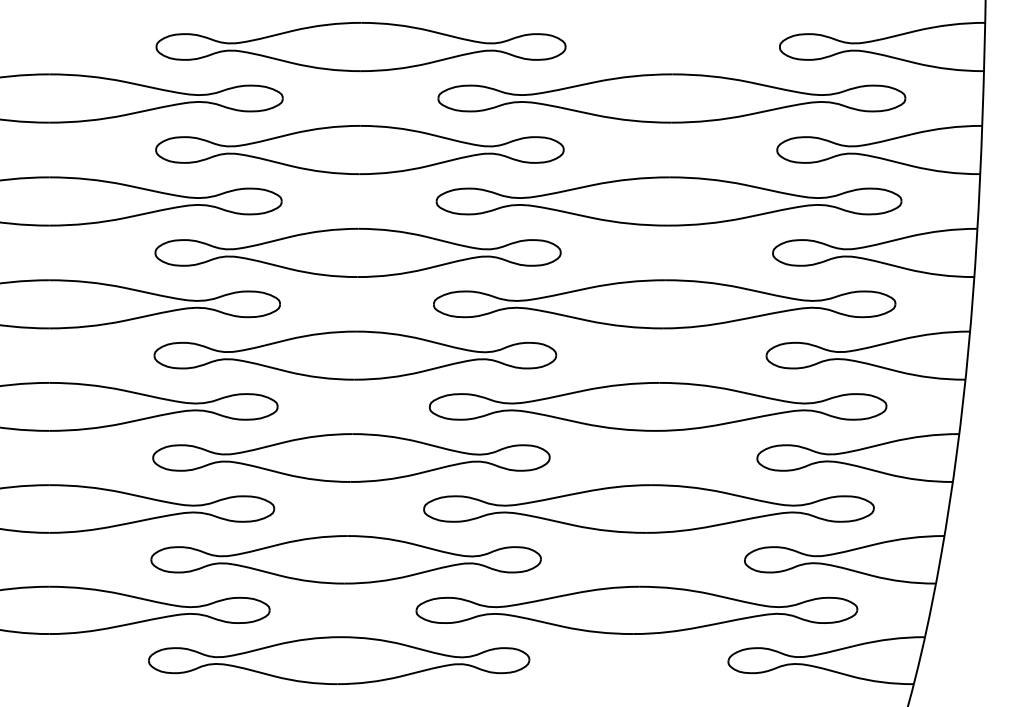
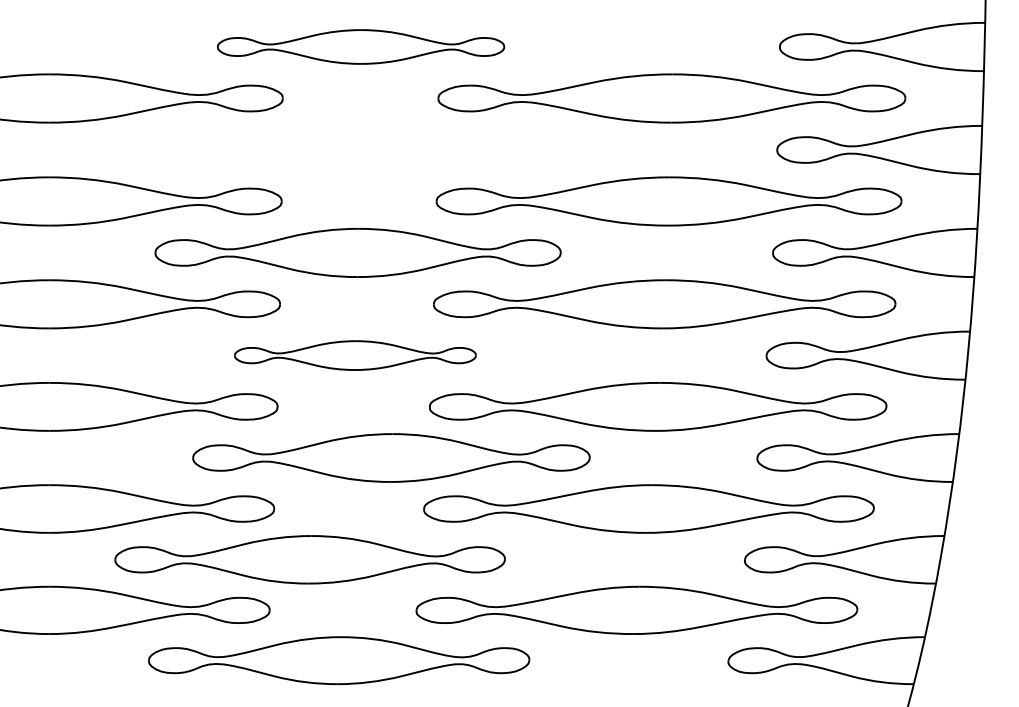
part size: 412x50 px -> 289x36 px (361, 46)
part: present -> none (359, 150)
part size: 405x51 px -> 243x31 px (355, 355)
part position: (351, 457) -> (391, 457) (391, 457)
part position: (345, 559) -> (309, 559) (309, 559)
